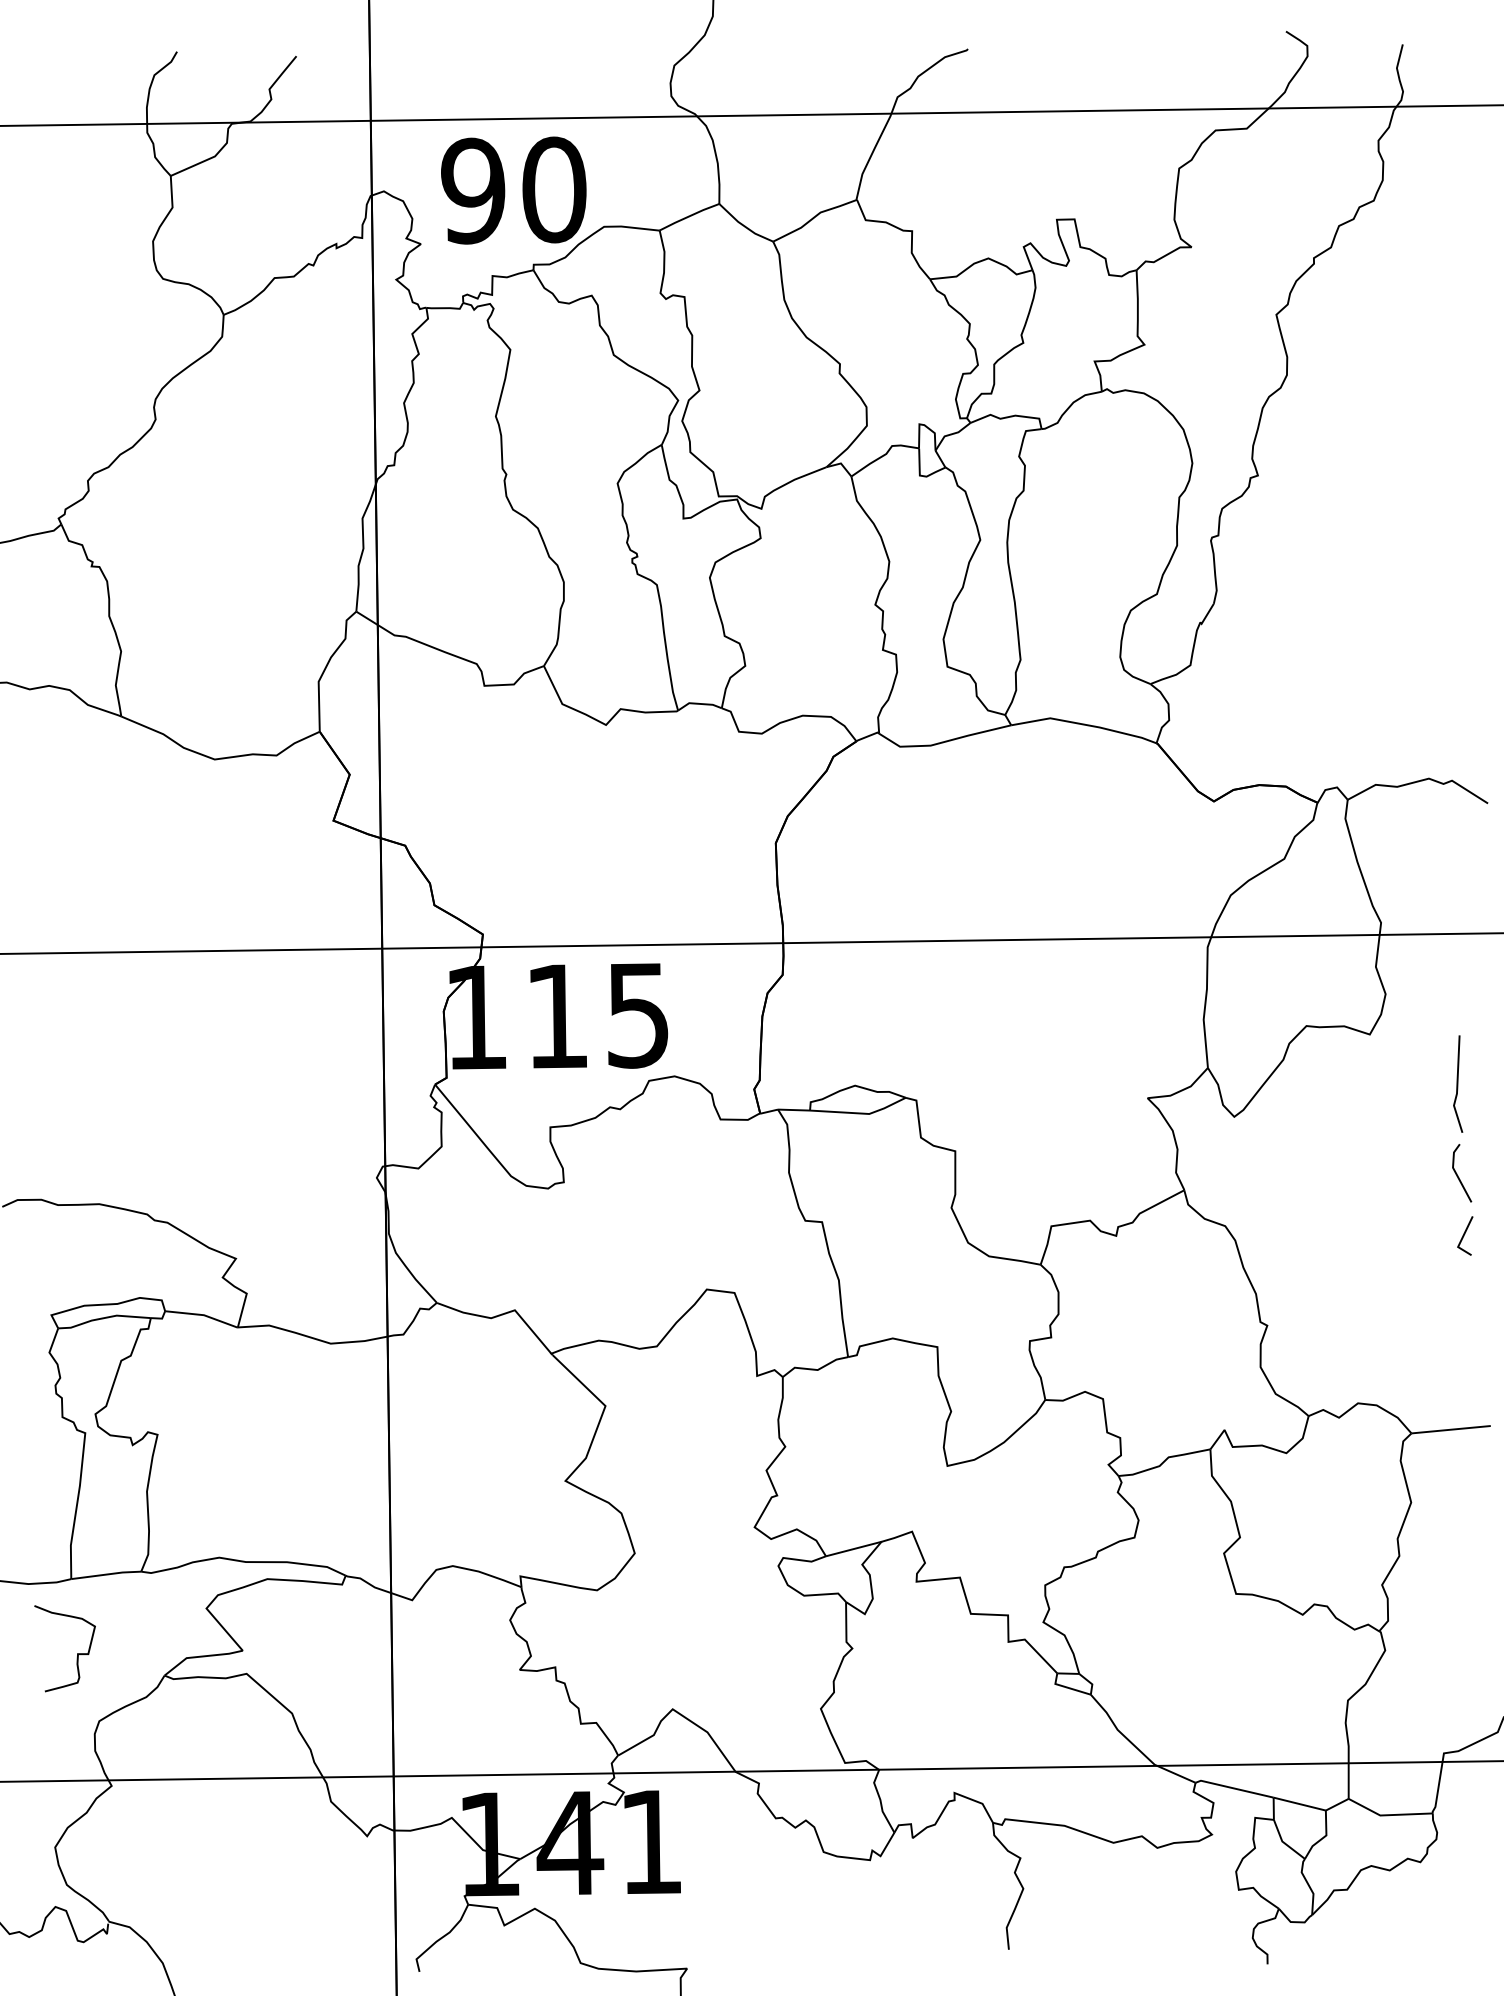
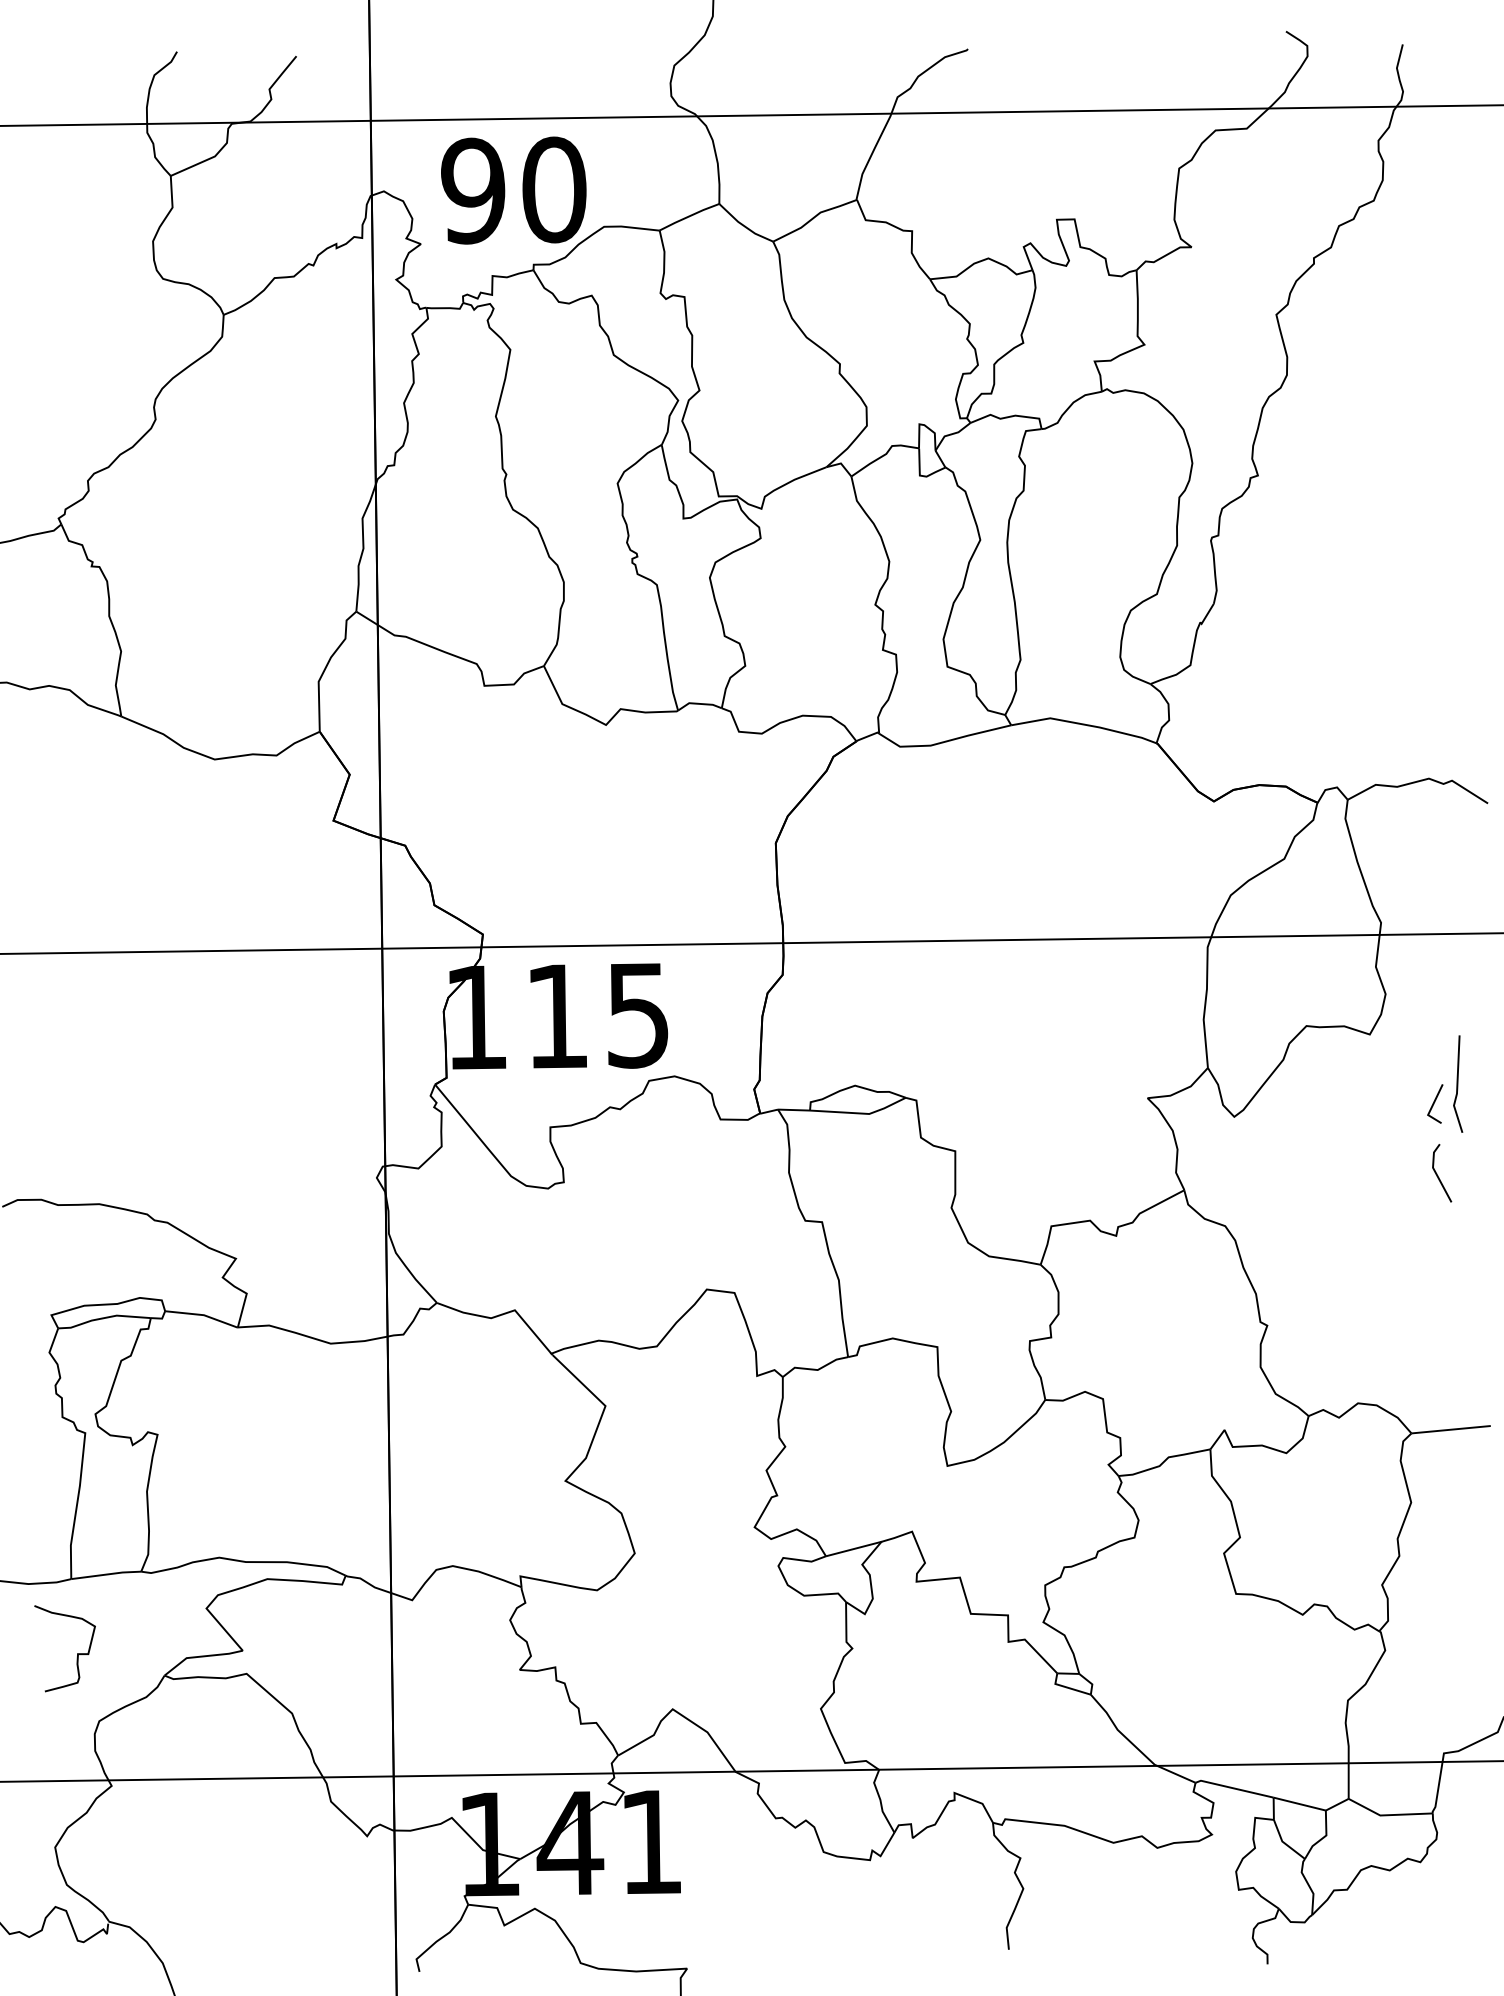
line position: (1458, 1175) -> (1438, 1175) (1438, 1175)
line position: (1465, 1234) -> (1435, 1102) (1435, 1102)
